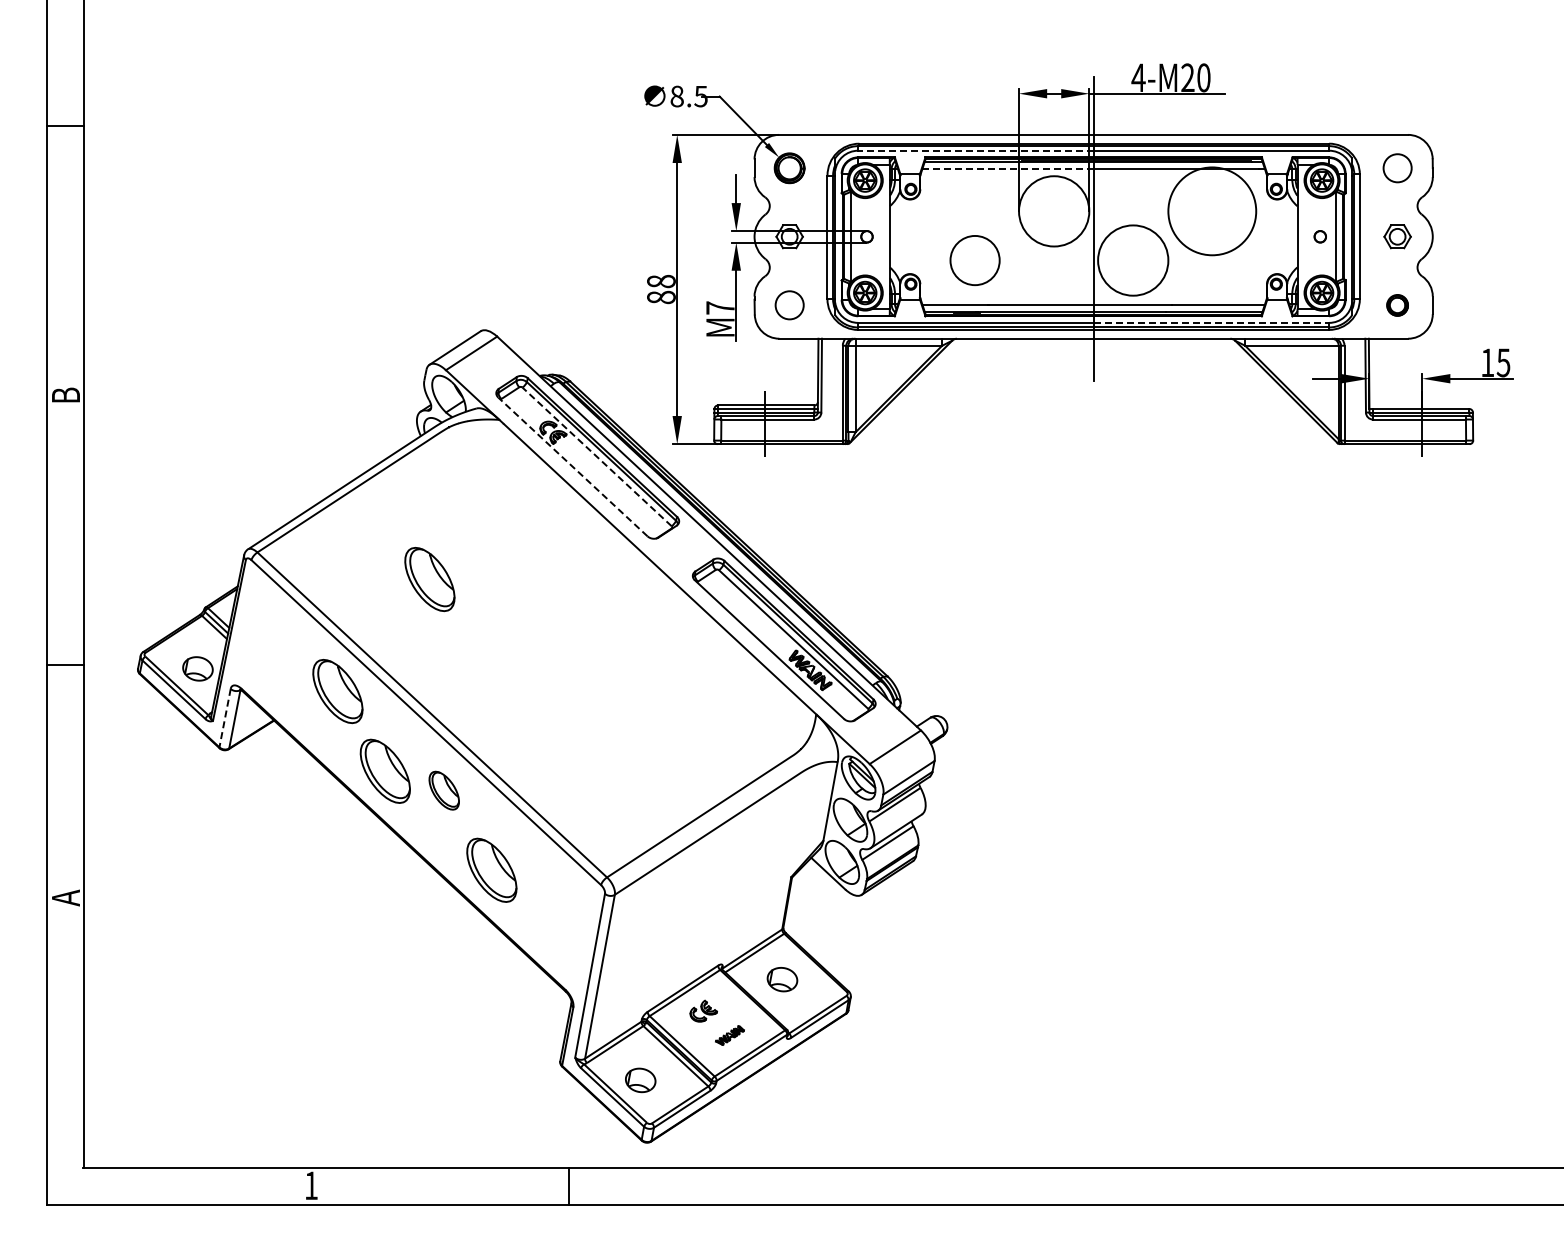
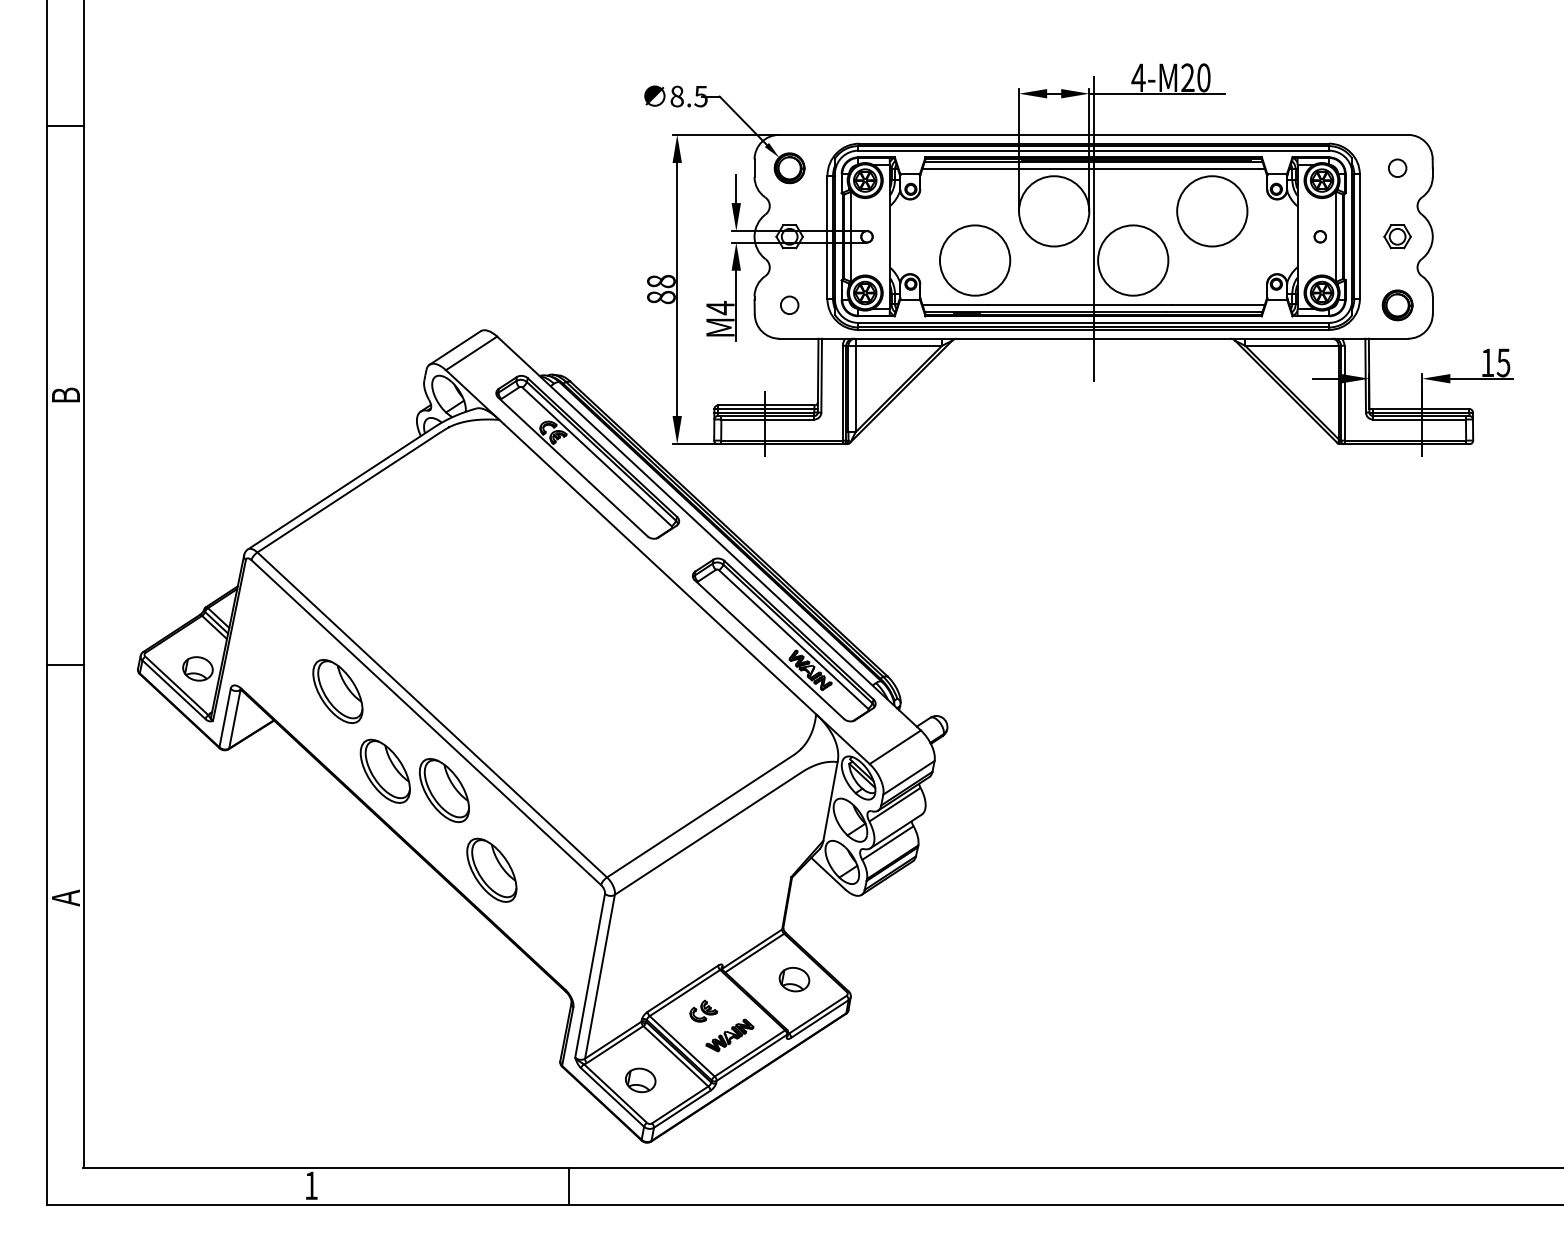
line: dashed -> solid (975, 150)
circle diameter: 28 px -> 18 px (1397, 168)
line: dashed -> solid (1008, 169)
circle diameter: 88 px -> 70 px (1212, 211)
circle diameter: 49 px -> 70 px (974, 260)
circle diameter: 28 px -> 18 px (789, 305)
part size: 23x23 px -> 33x33 px (1397, 305)
text: M7 -> M4 (720, 307)
line: dashed -> solid (1211, 322)
line: dashed -> solid (597, 456)
line: dashed -> solid (572, 467)
part: present -> none (429, 579)
line: dashed -> solid (225, 718)
part size: 32x41 px -> 52x66 px (443, 790)
part position: (782, 979) -> (794, 979) (794, 979)
part size: 30x21 px -> 50x35 px (729, 1035)
